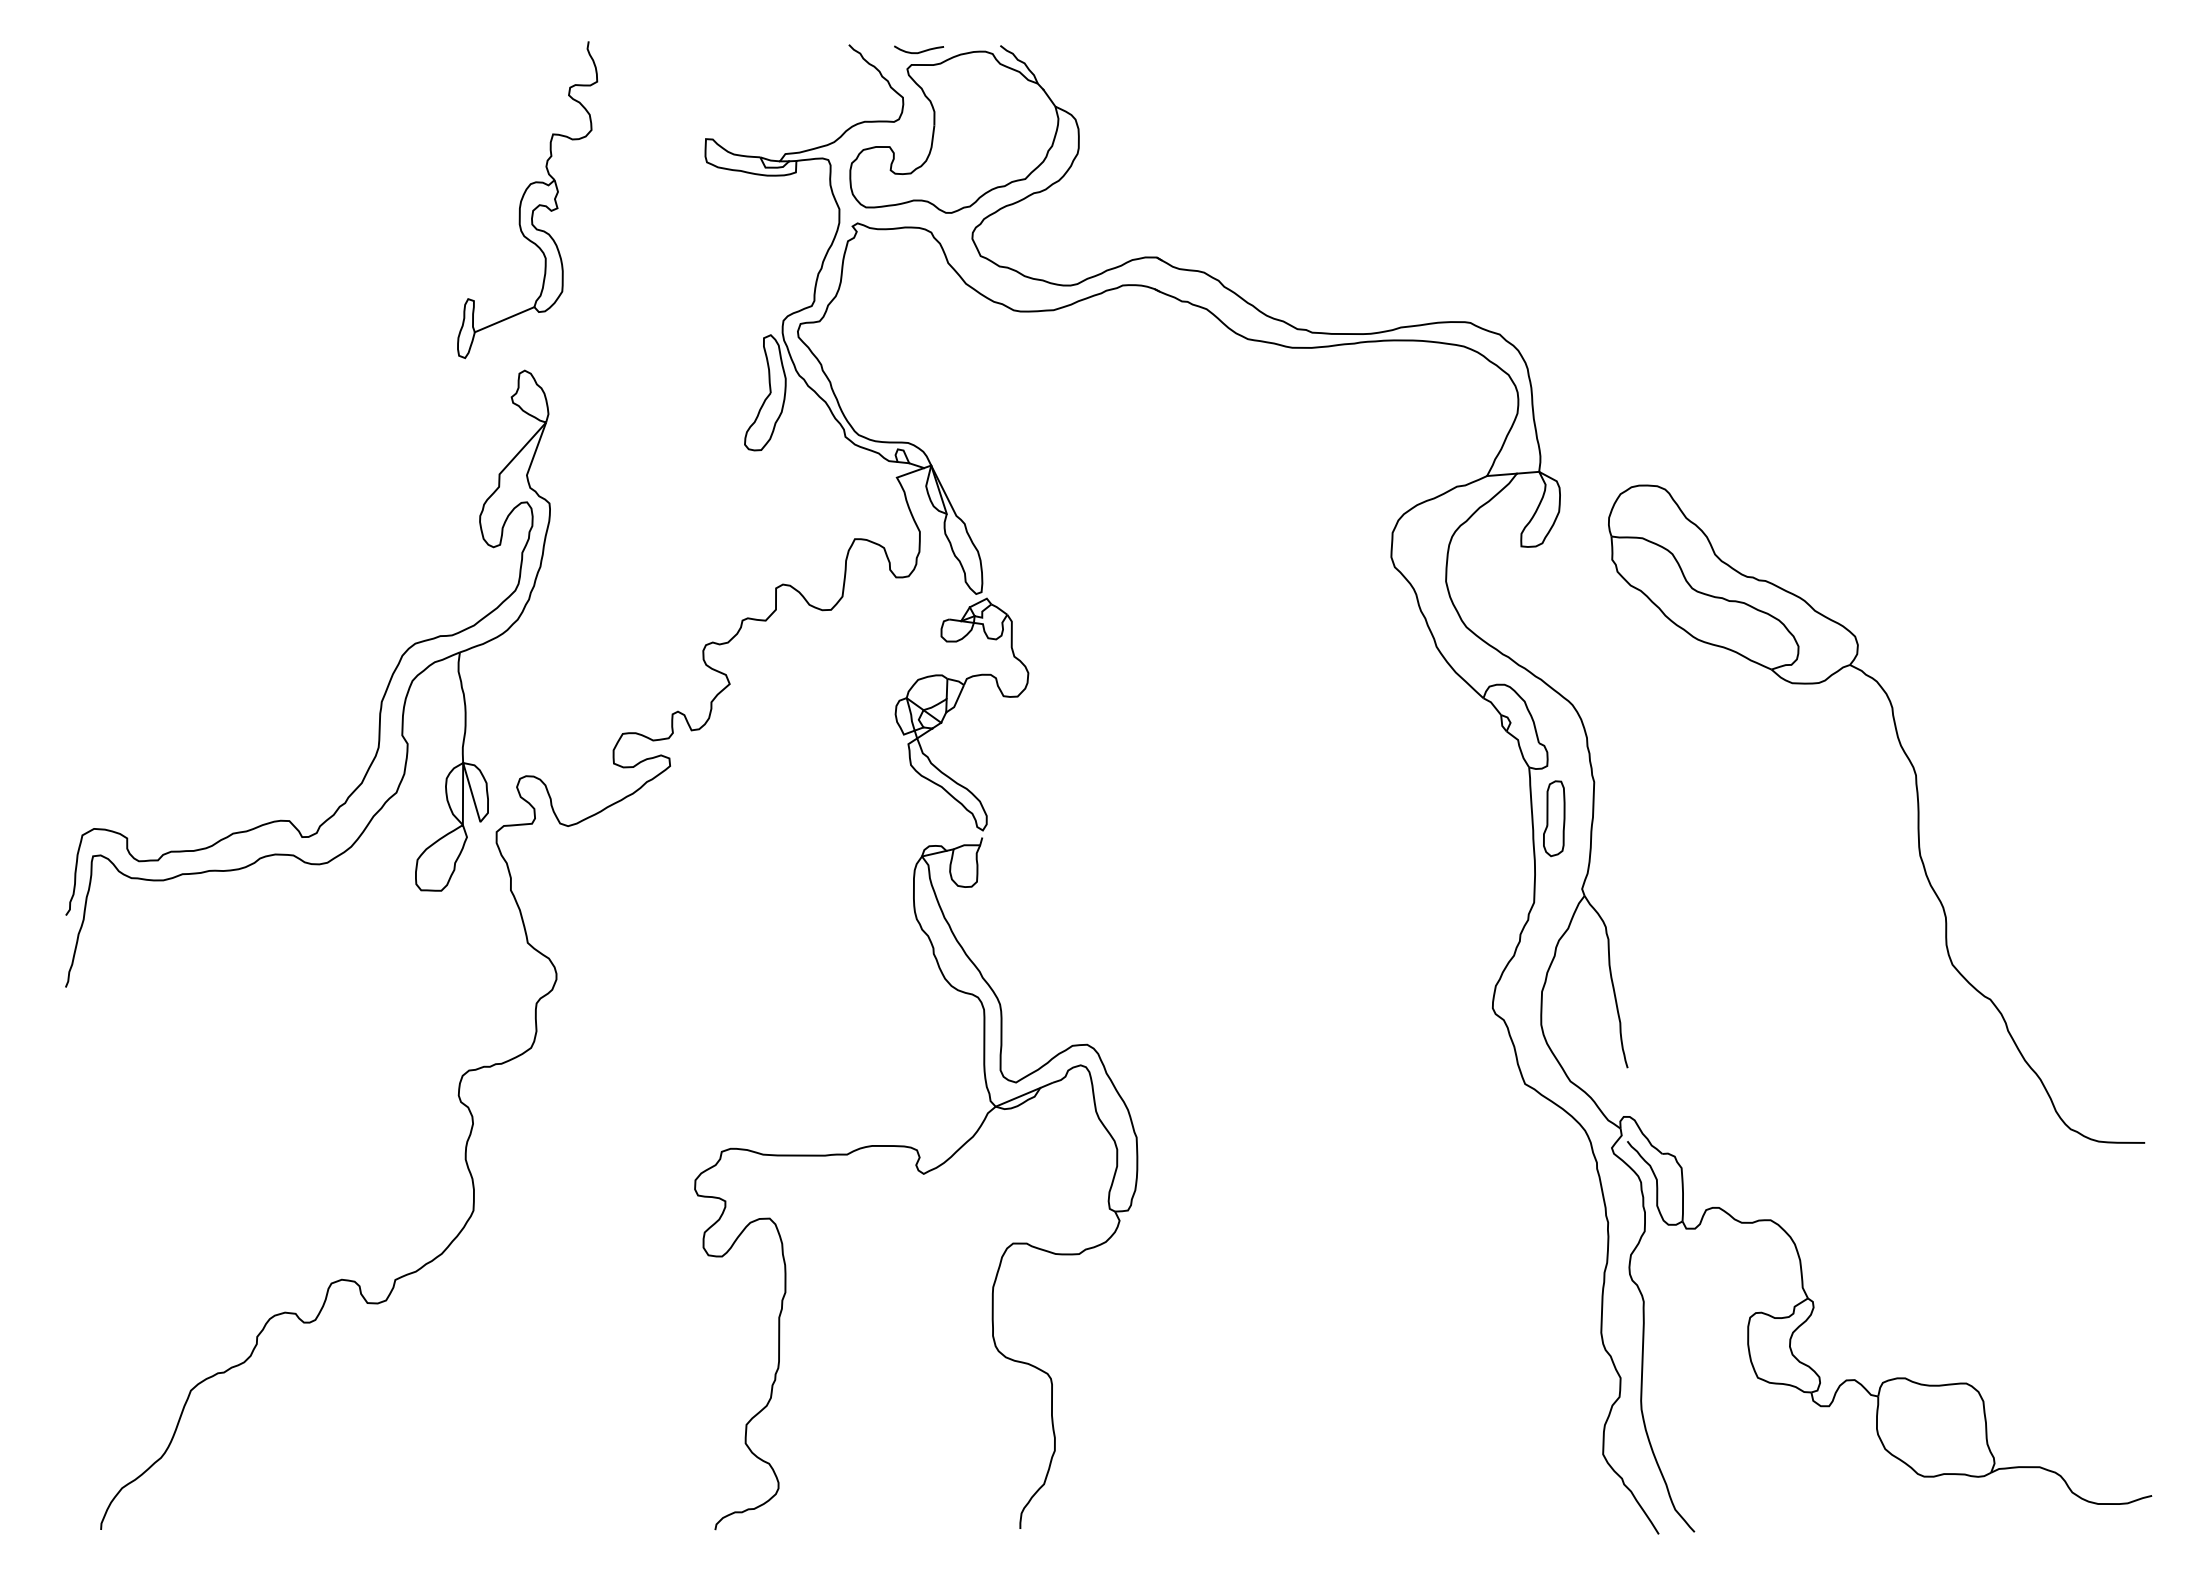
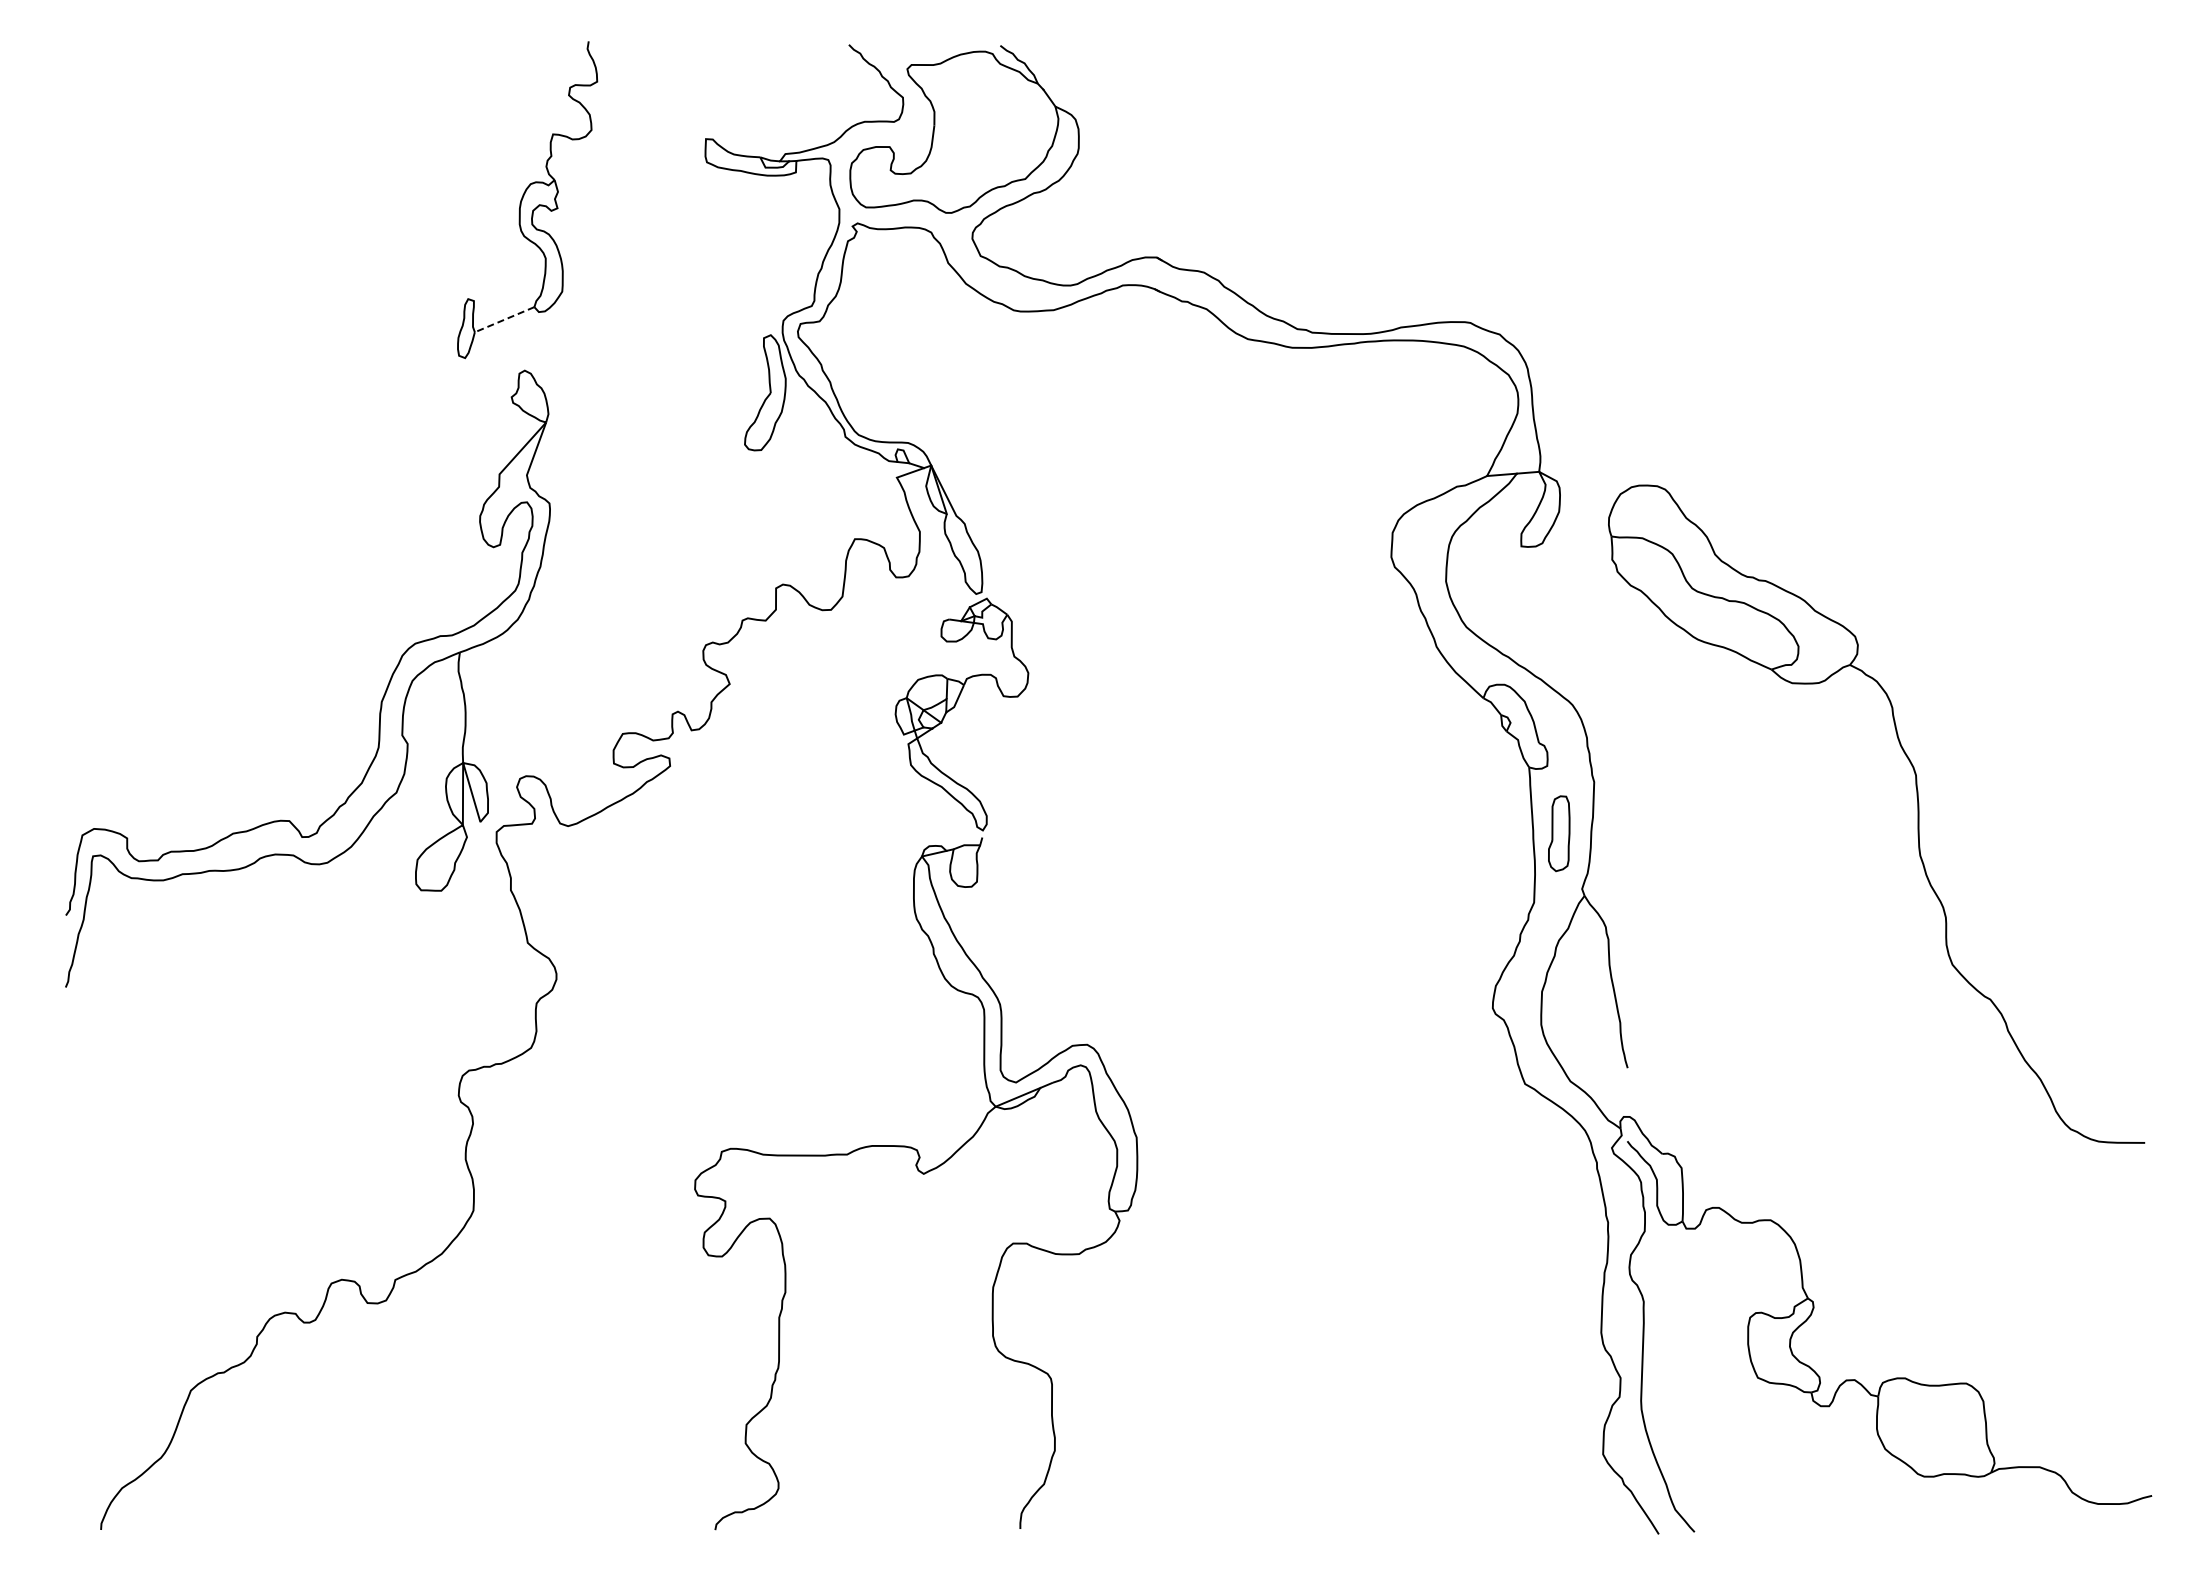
curve: present -> none (919, 51)
line: solid -> dashed (504, 319)
part position: (1554, 818) -> (1559, 833) (1559, 833)
